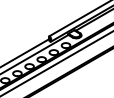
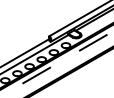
line: solid -> dashed (56, 64)
